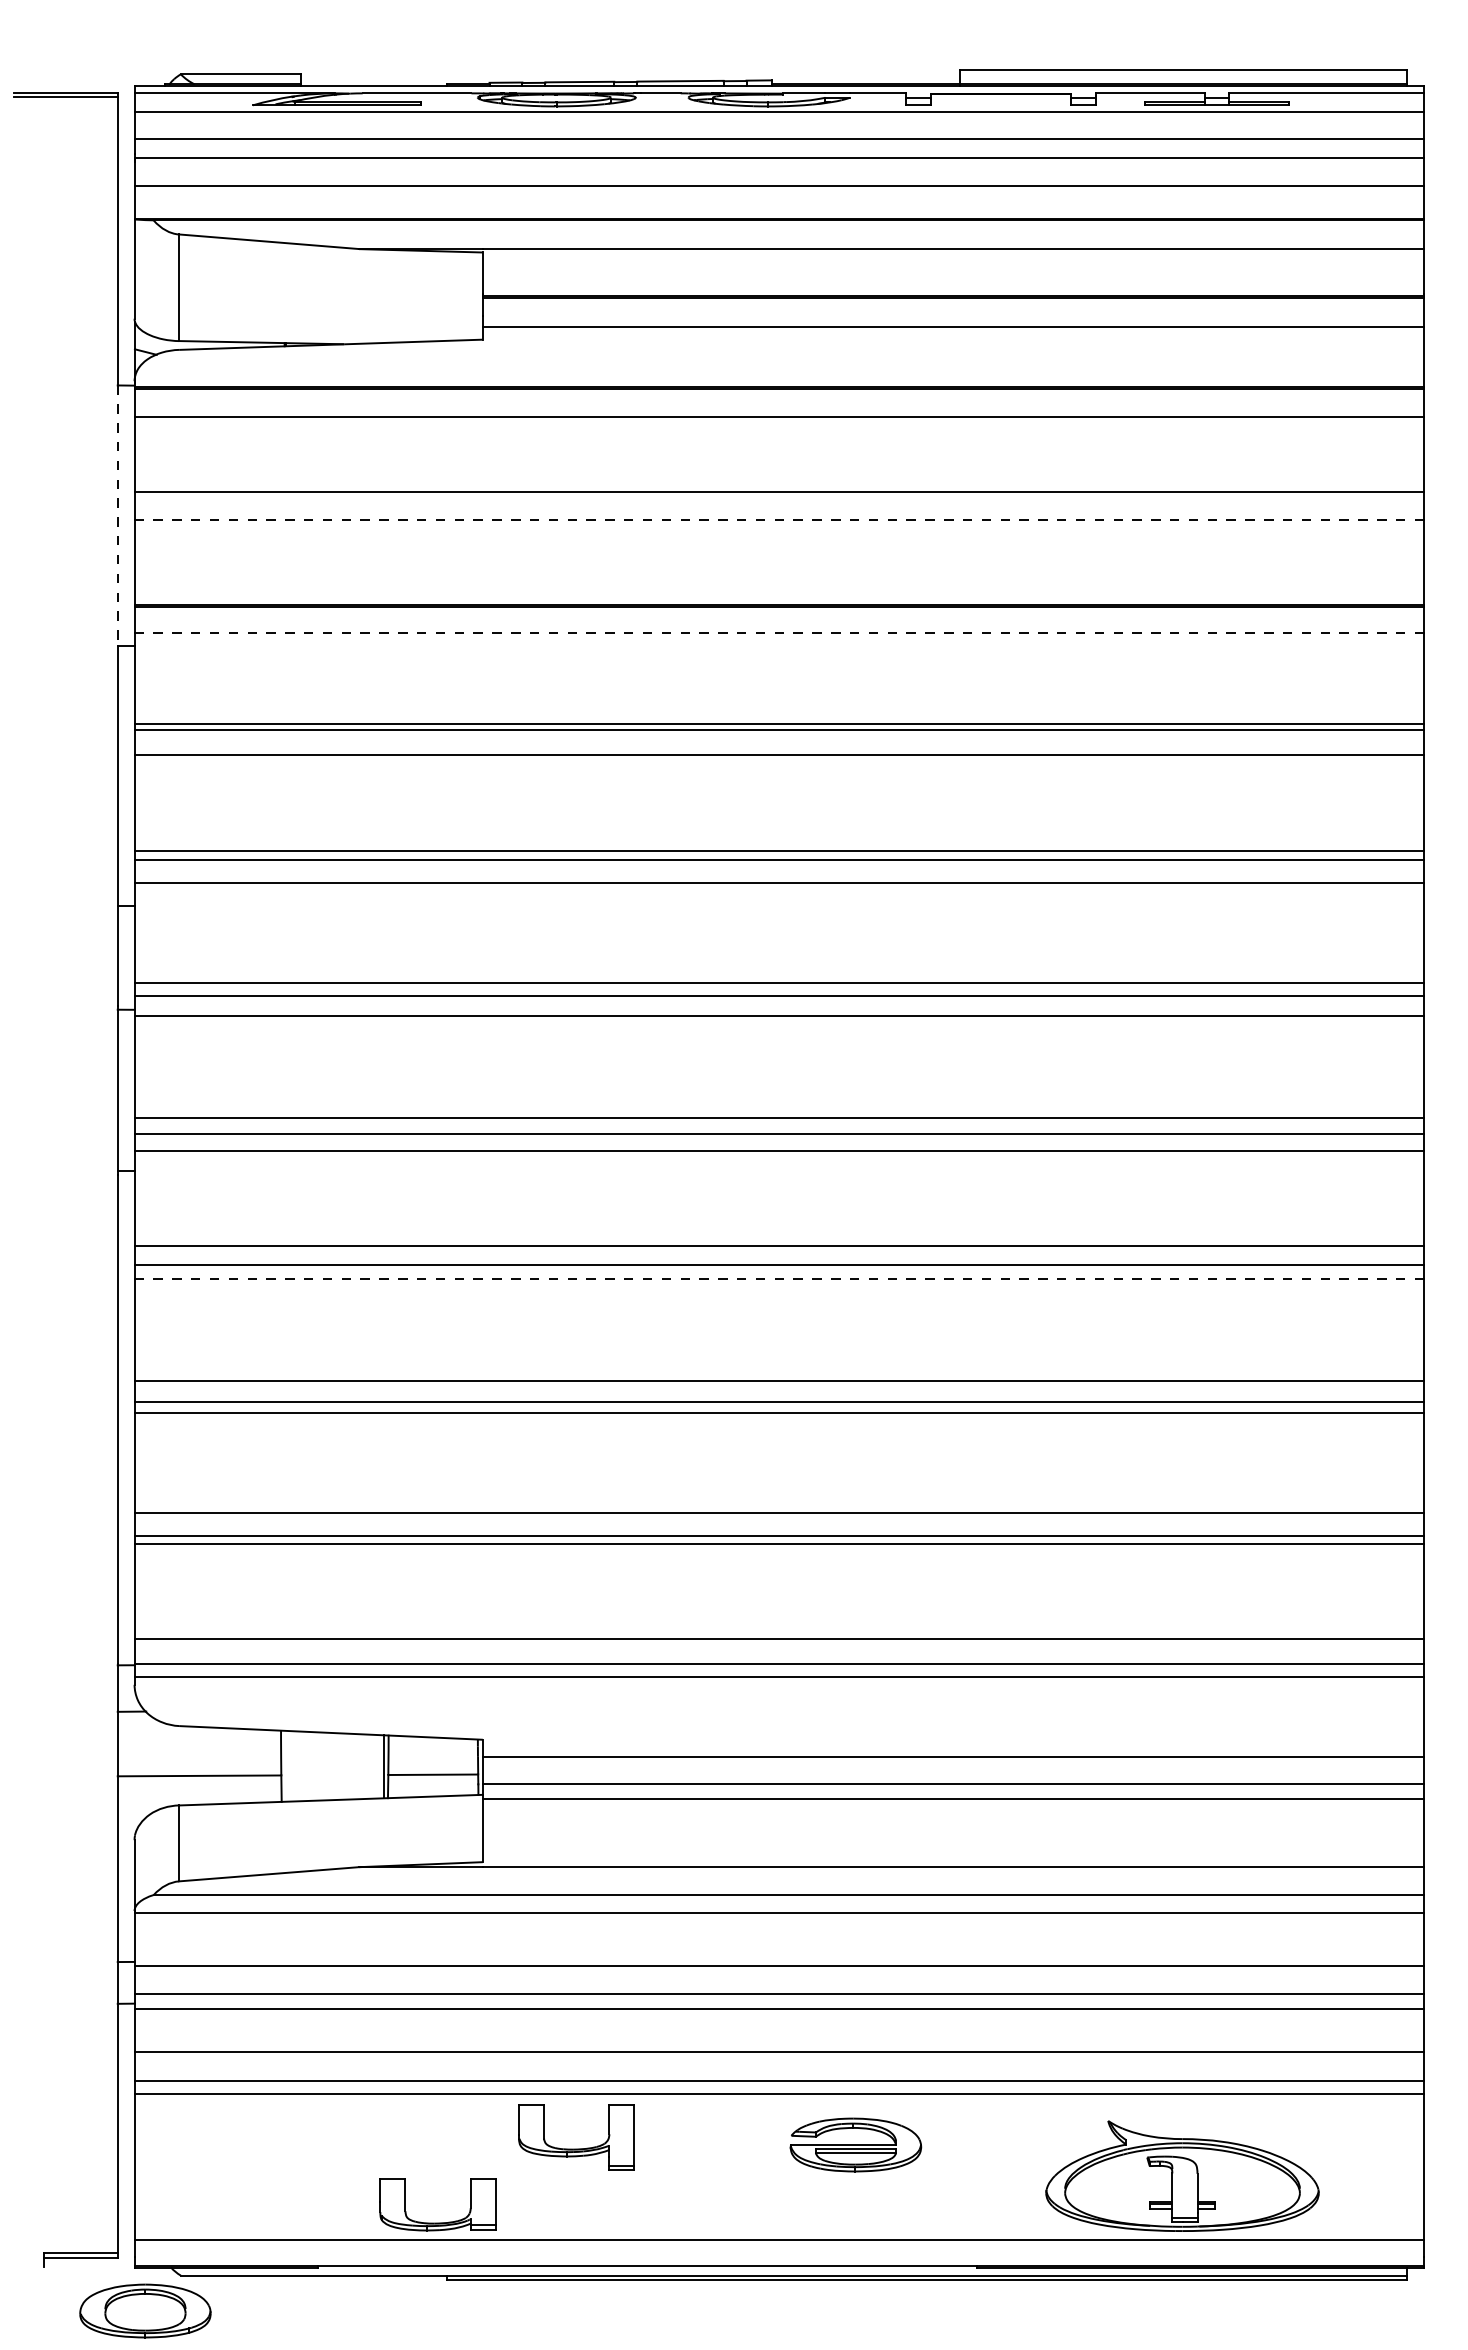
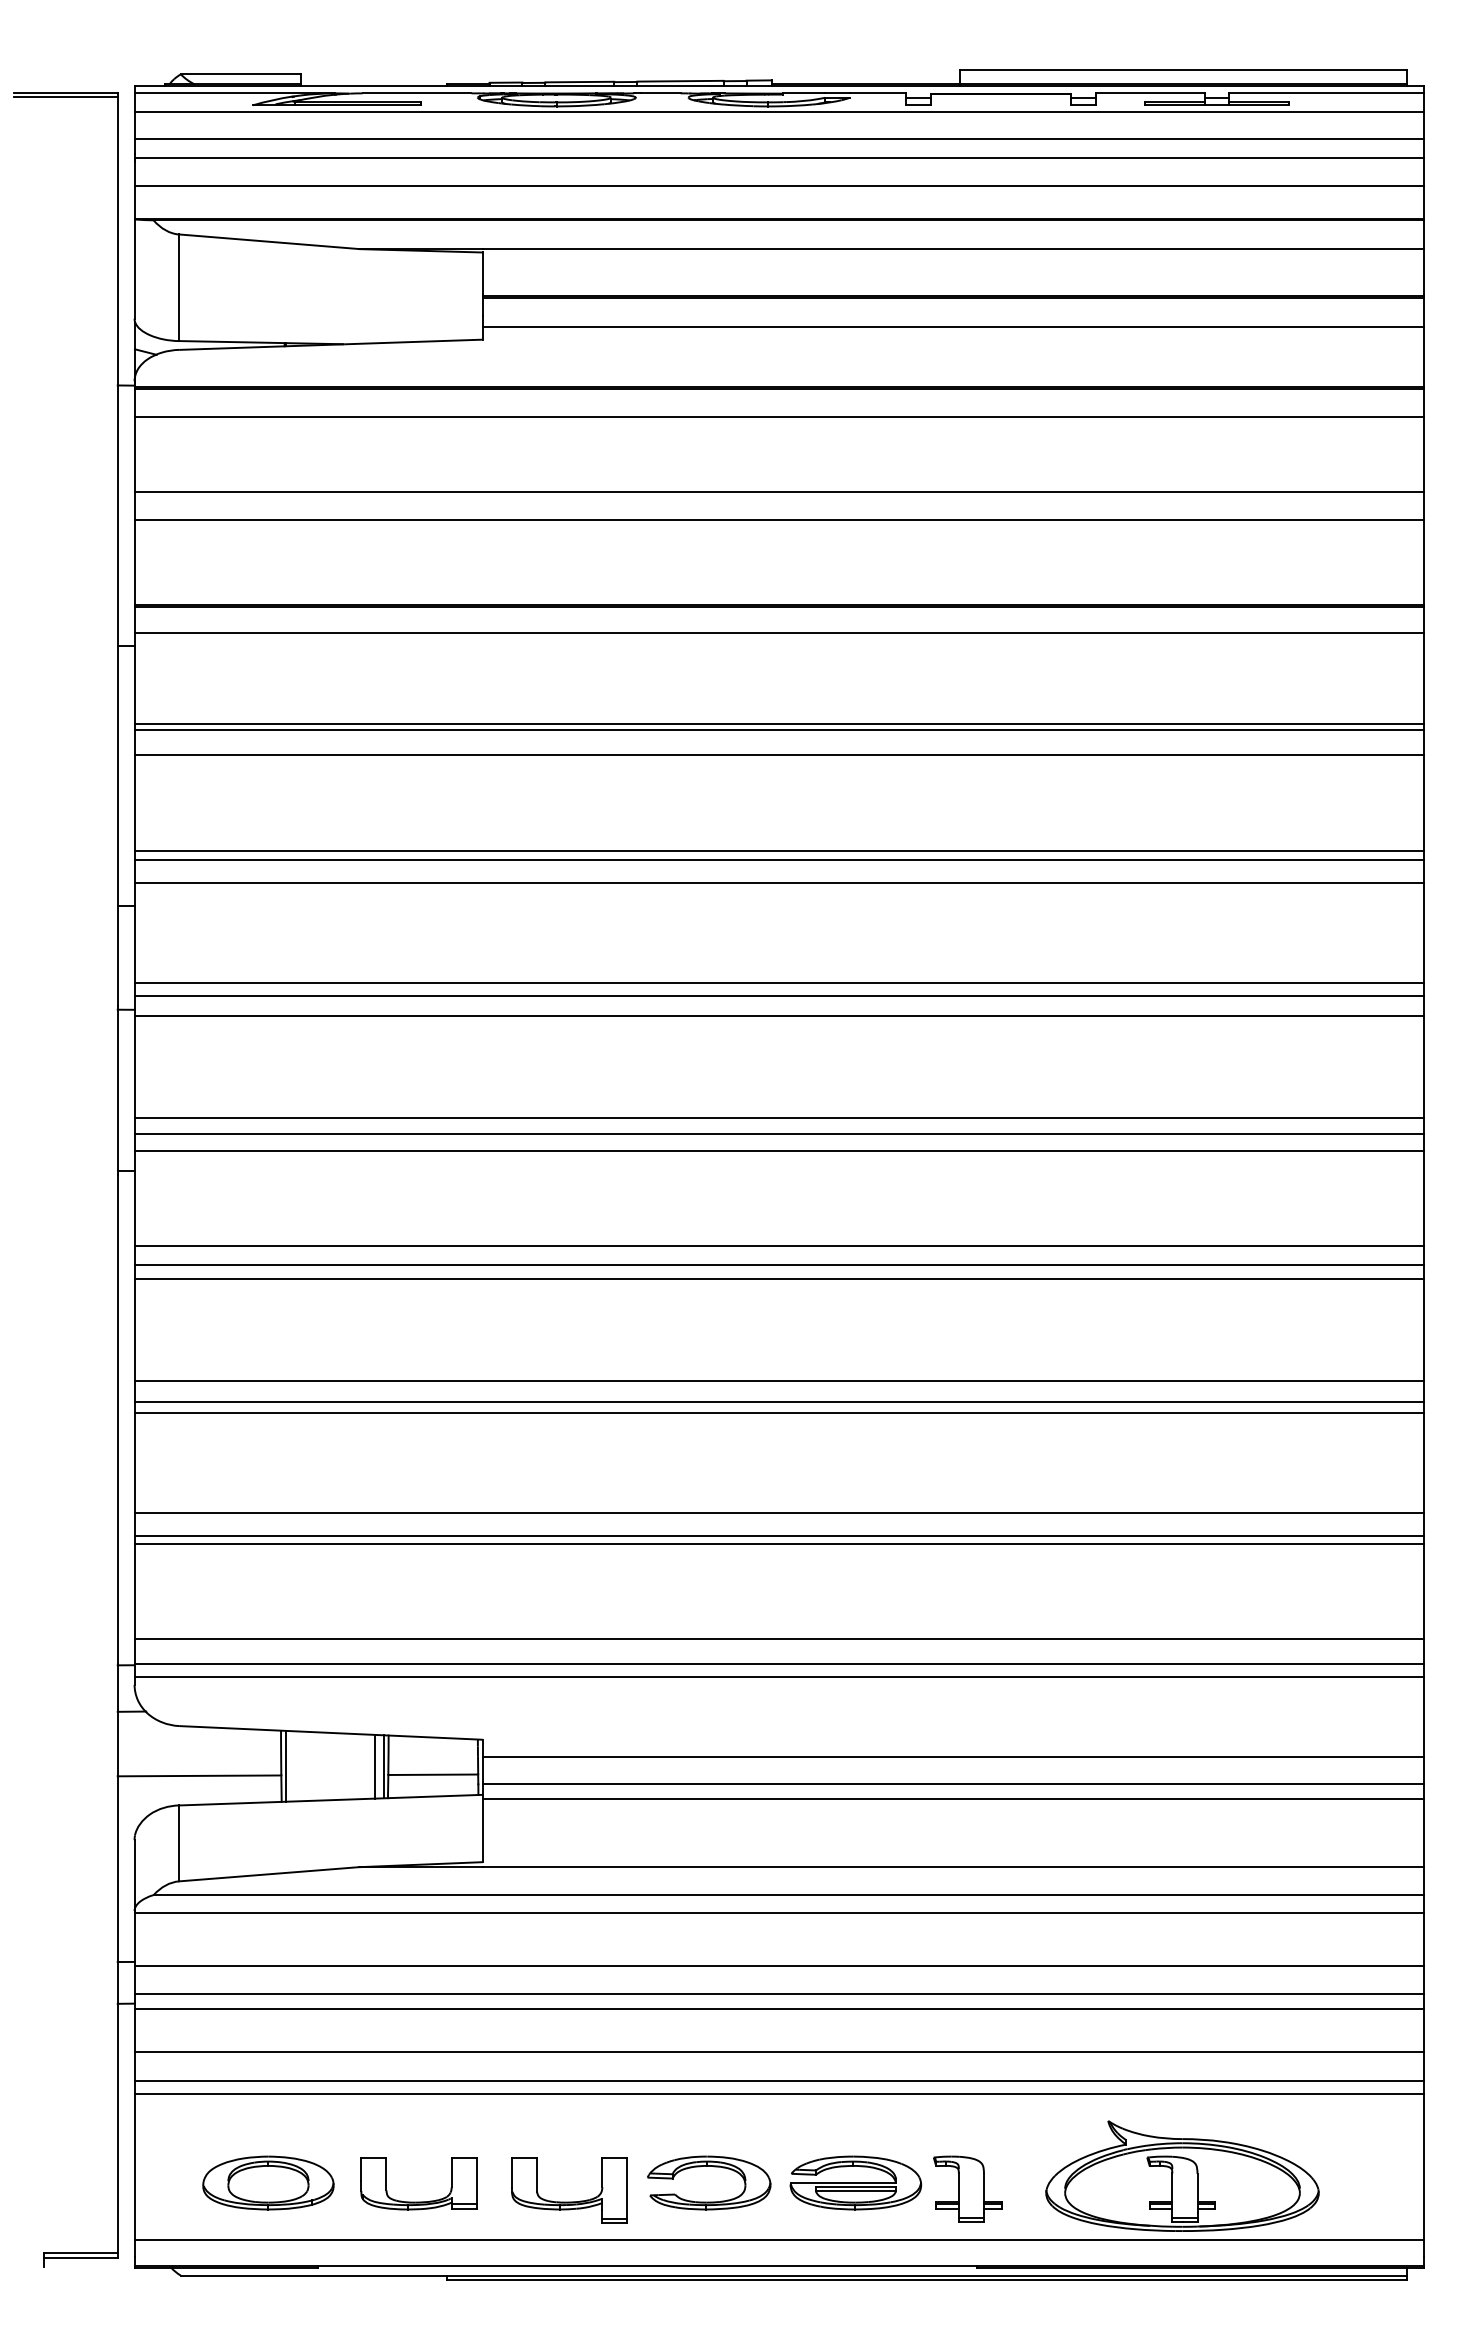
line: dashed -> solid (117, 515)
line: dashed -> solid (779, 519)
line: dashed -> solid (779, 633)
line: dashed -> solid (779, 1279)
line: none -> present (285, 1765)
line: none -> present (374, 1766)
part position: (855, 2144) -> (855, 2182) (855, 2182)
part position: (576, 2148) -> (569, 2201) (569, 2201)
part: none -> present (714, 2167)
part: none -> present (967, 2188)
part position: (437, 2222) -> (418, 2201) (418, 2201)
part position: (145, 2310) -> (268, 2182) (268, 2182)
